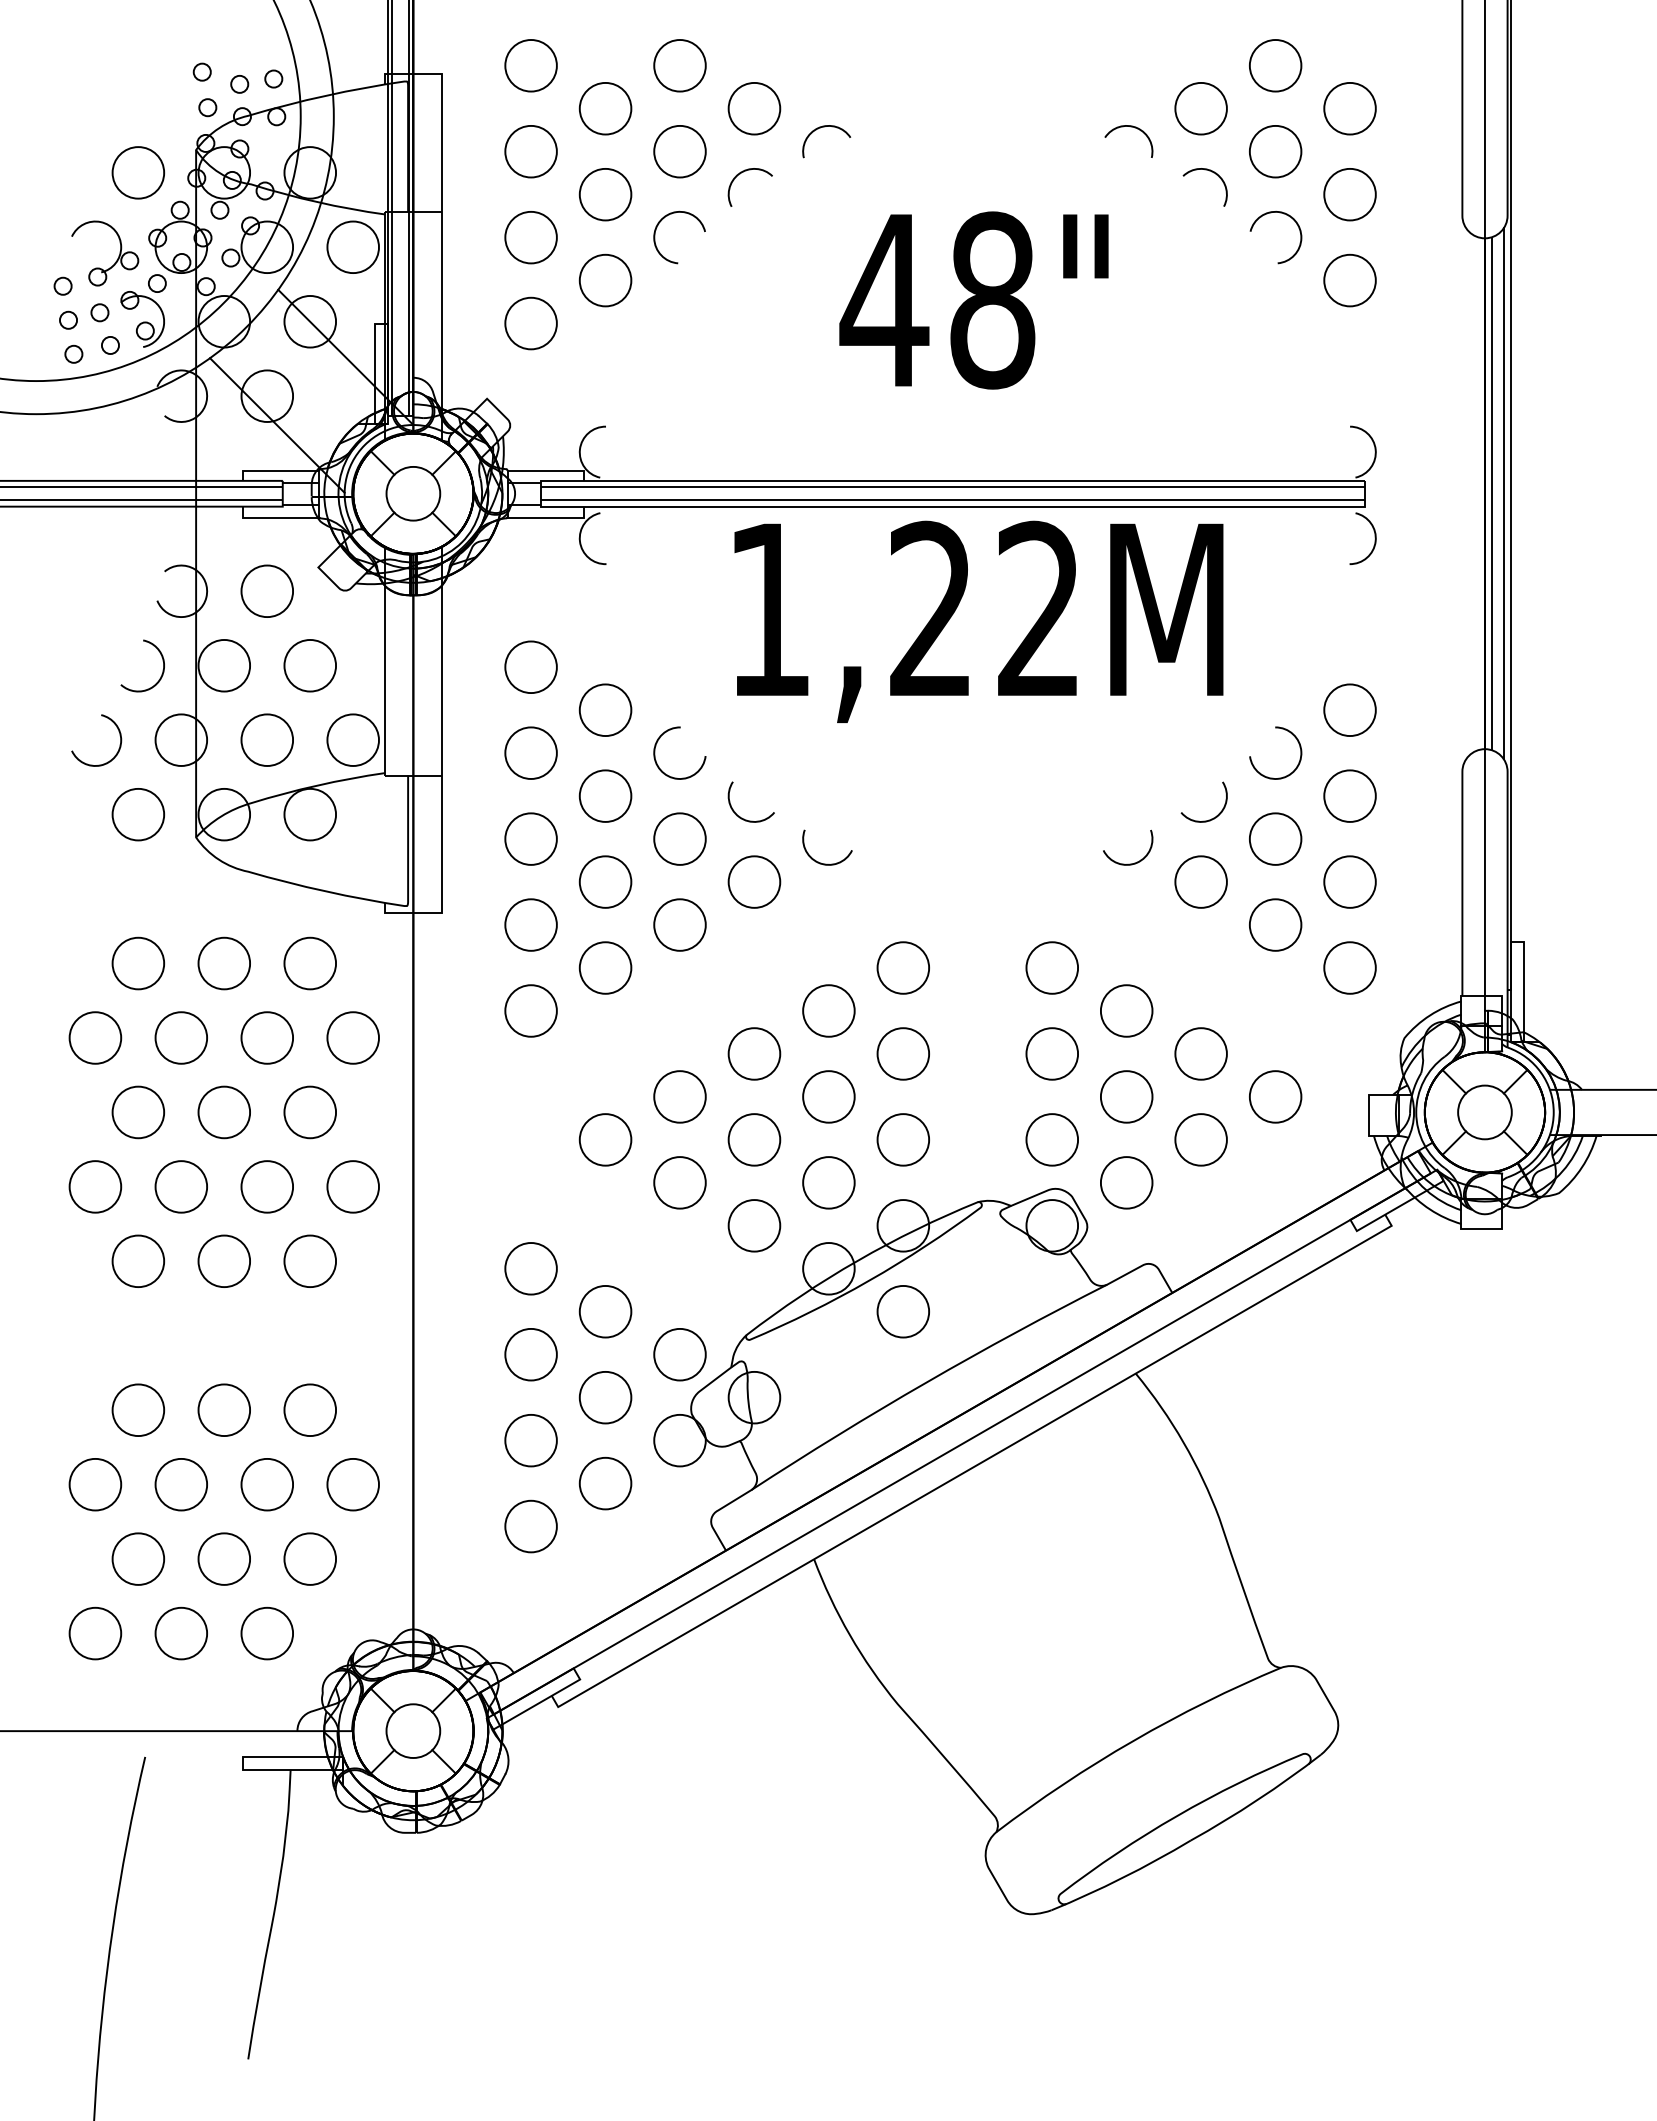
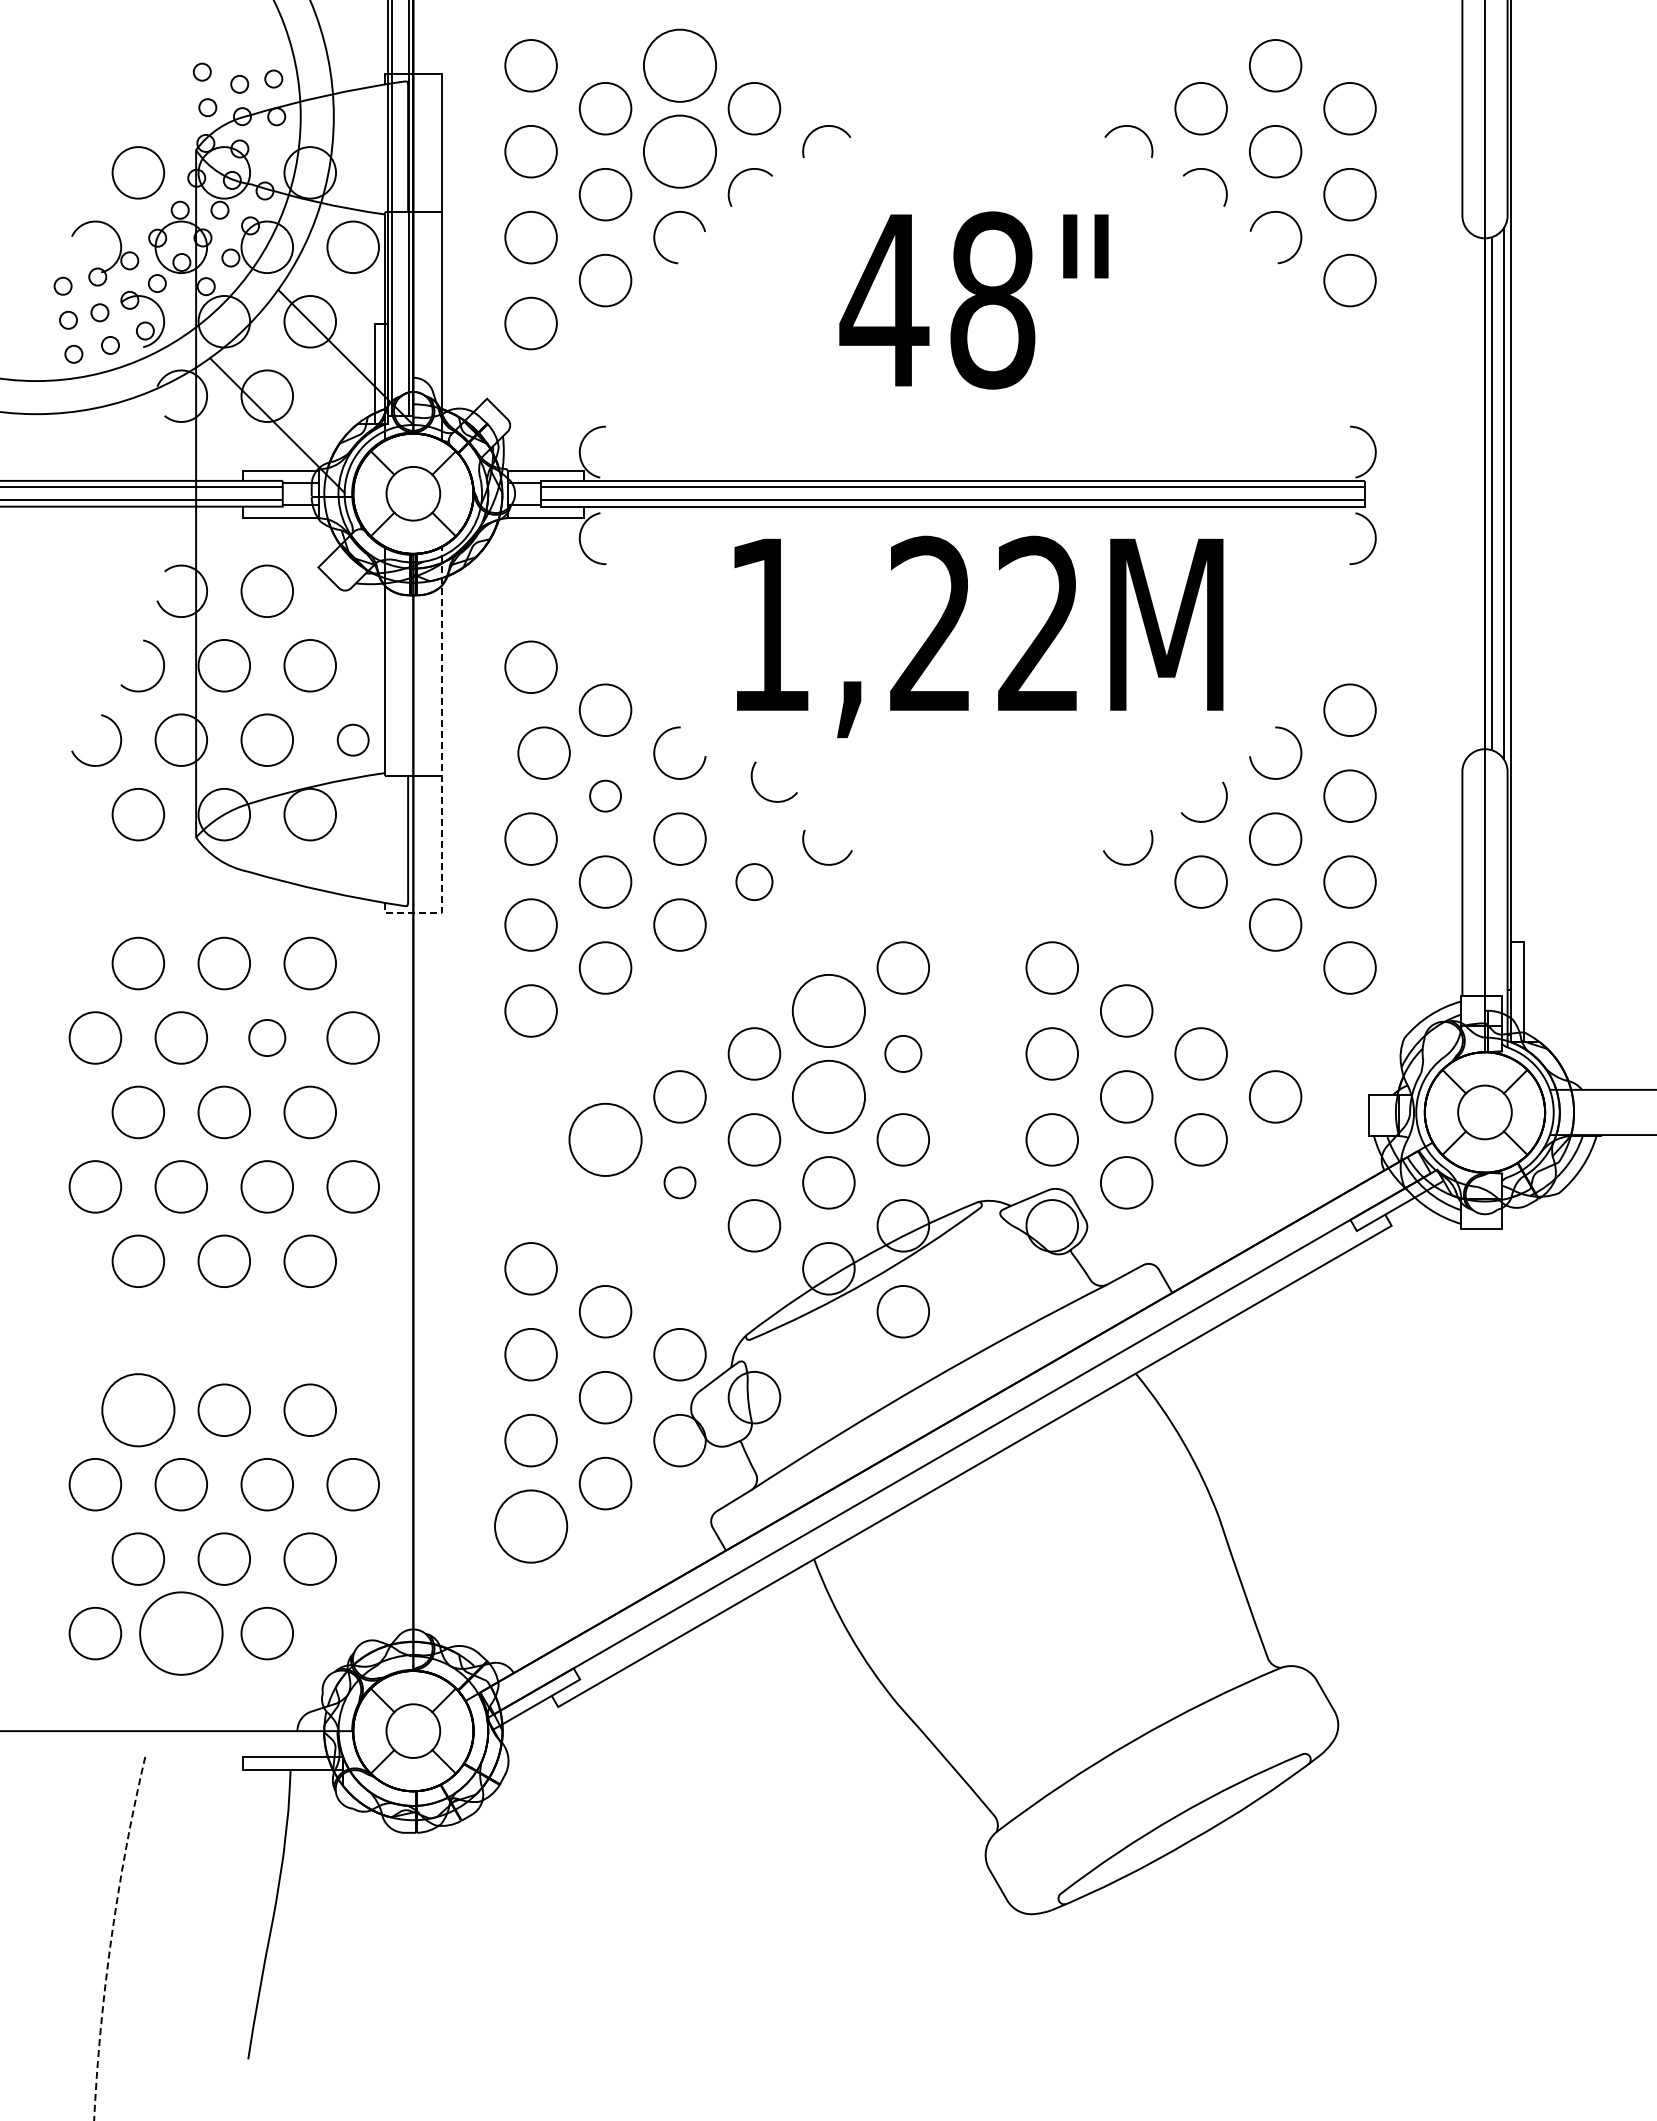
circle diameter: 52 px -> 72 px (679, 65)
circle diameter: 52 px -> 72 px (679, 151)
text position: (978, 621) -> (978, 636) (978, 636)
circle diameter: 52 px -> 31 px (352, 739)
circle position: (530, 752) -> (543, 752) (543, 752)
line: solid -> dashed (441, 765)
circle diameter: 52 px -> 31 px (605, 795)
arc position: (739, 815) -> (762, 795) (762, 795)
circle diameter: 52 px -> 36 px (754, 882)
circle size: 54x54 px -> 75x74 px (828, 1010)
circle diameter: 52 px -> 36 px (267, 1037)
circle diameter: 52 px -> 36 px (903, 1053)
circle diameter: 52 px -> 72 px (828, 1096)
circle diameter: 52 px -> 72 px (605, 1139)
circle diameter: 52 px -> 31 px (679, 1182)
circle diameter: 52 px -> 72 px (138, 1410)
circle diameter: 52 px -> 72 px (531, 1526)
circle diameter: 52 px -> 82 px (181, 1633)
line: solid -> dashed (111, 1937)
